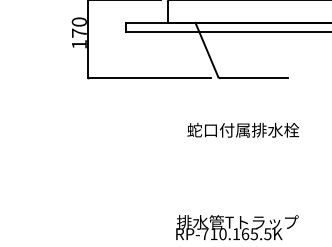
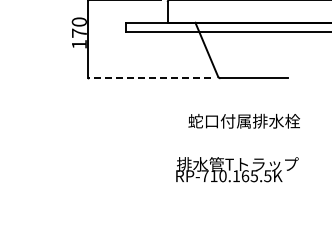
line: solid -> dashed (149, 78)
text position: (242, 129) -> (243, 120) (243, 120)
text position: (237, 227) -> (237, 169) (237, 169)
